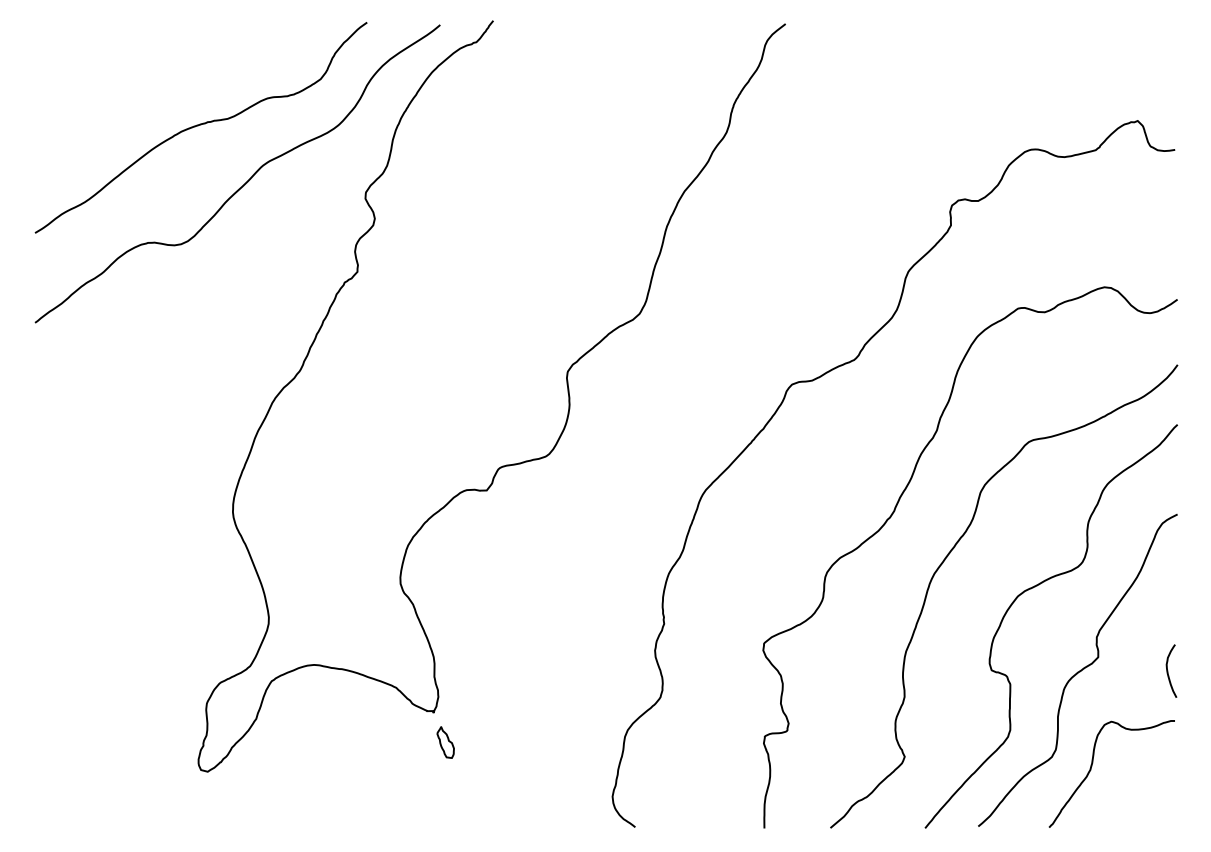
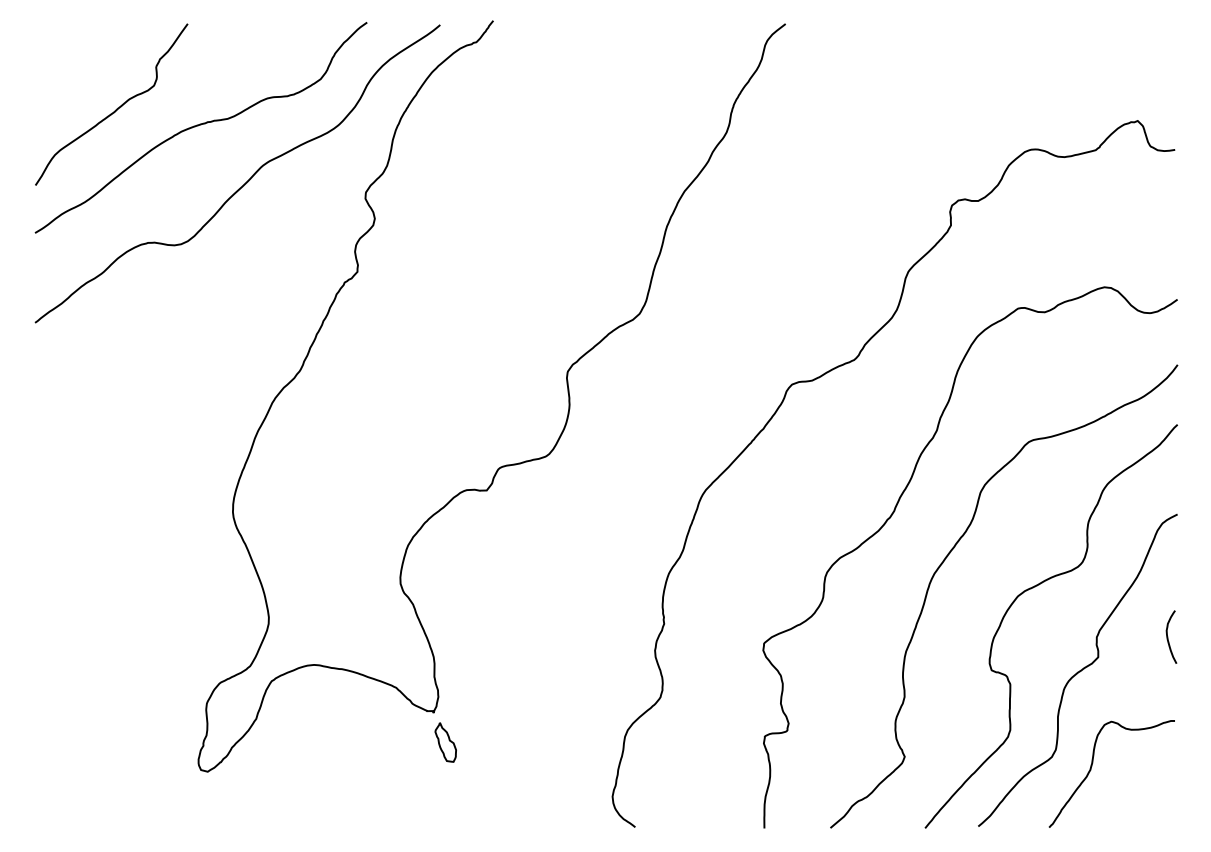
curve: none -> present (116, 108)
curve position: (1168, 670) -> (1168, 636) (1168, 636)
part size: 19x33 px -> 23x41 px (445, 742)
